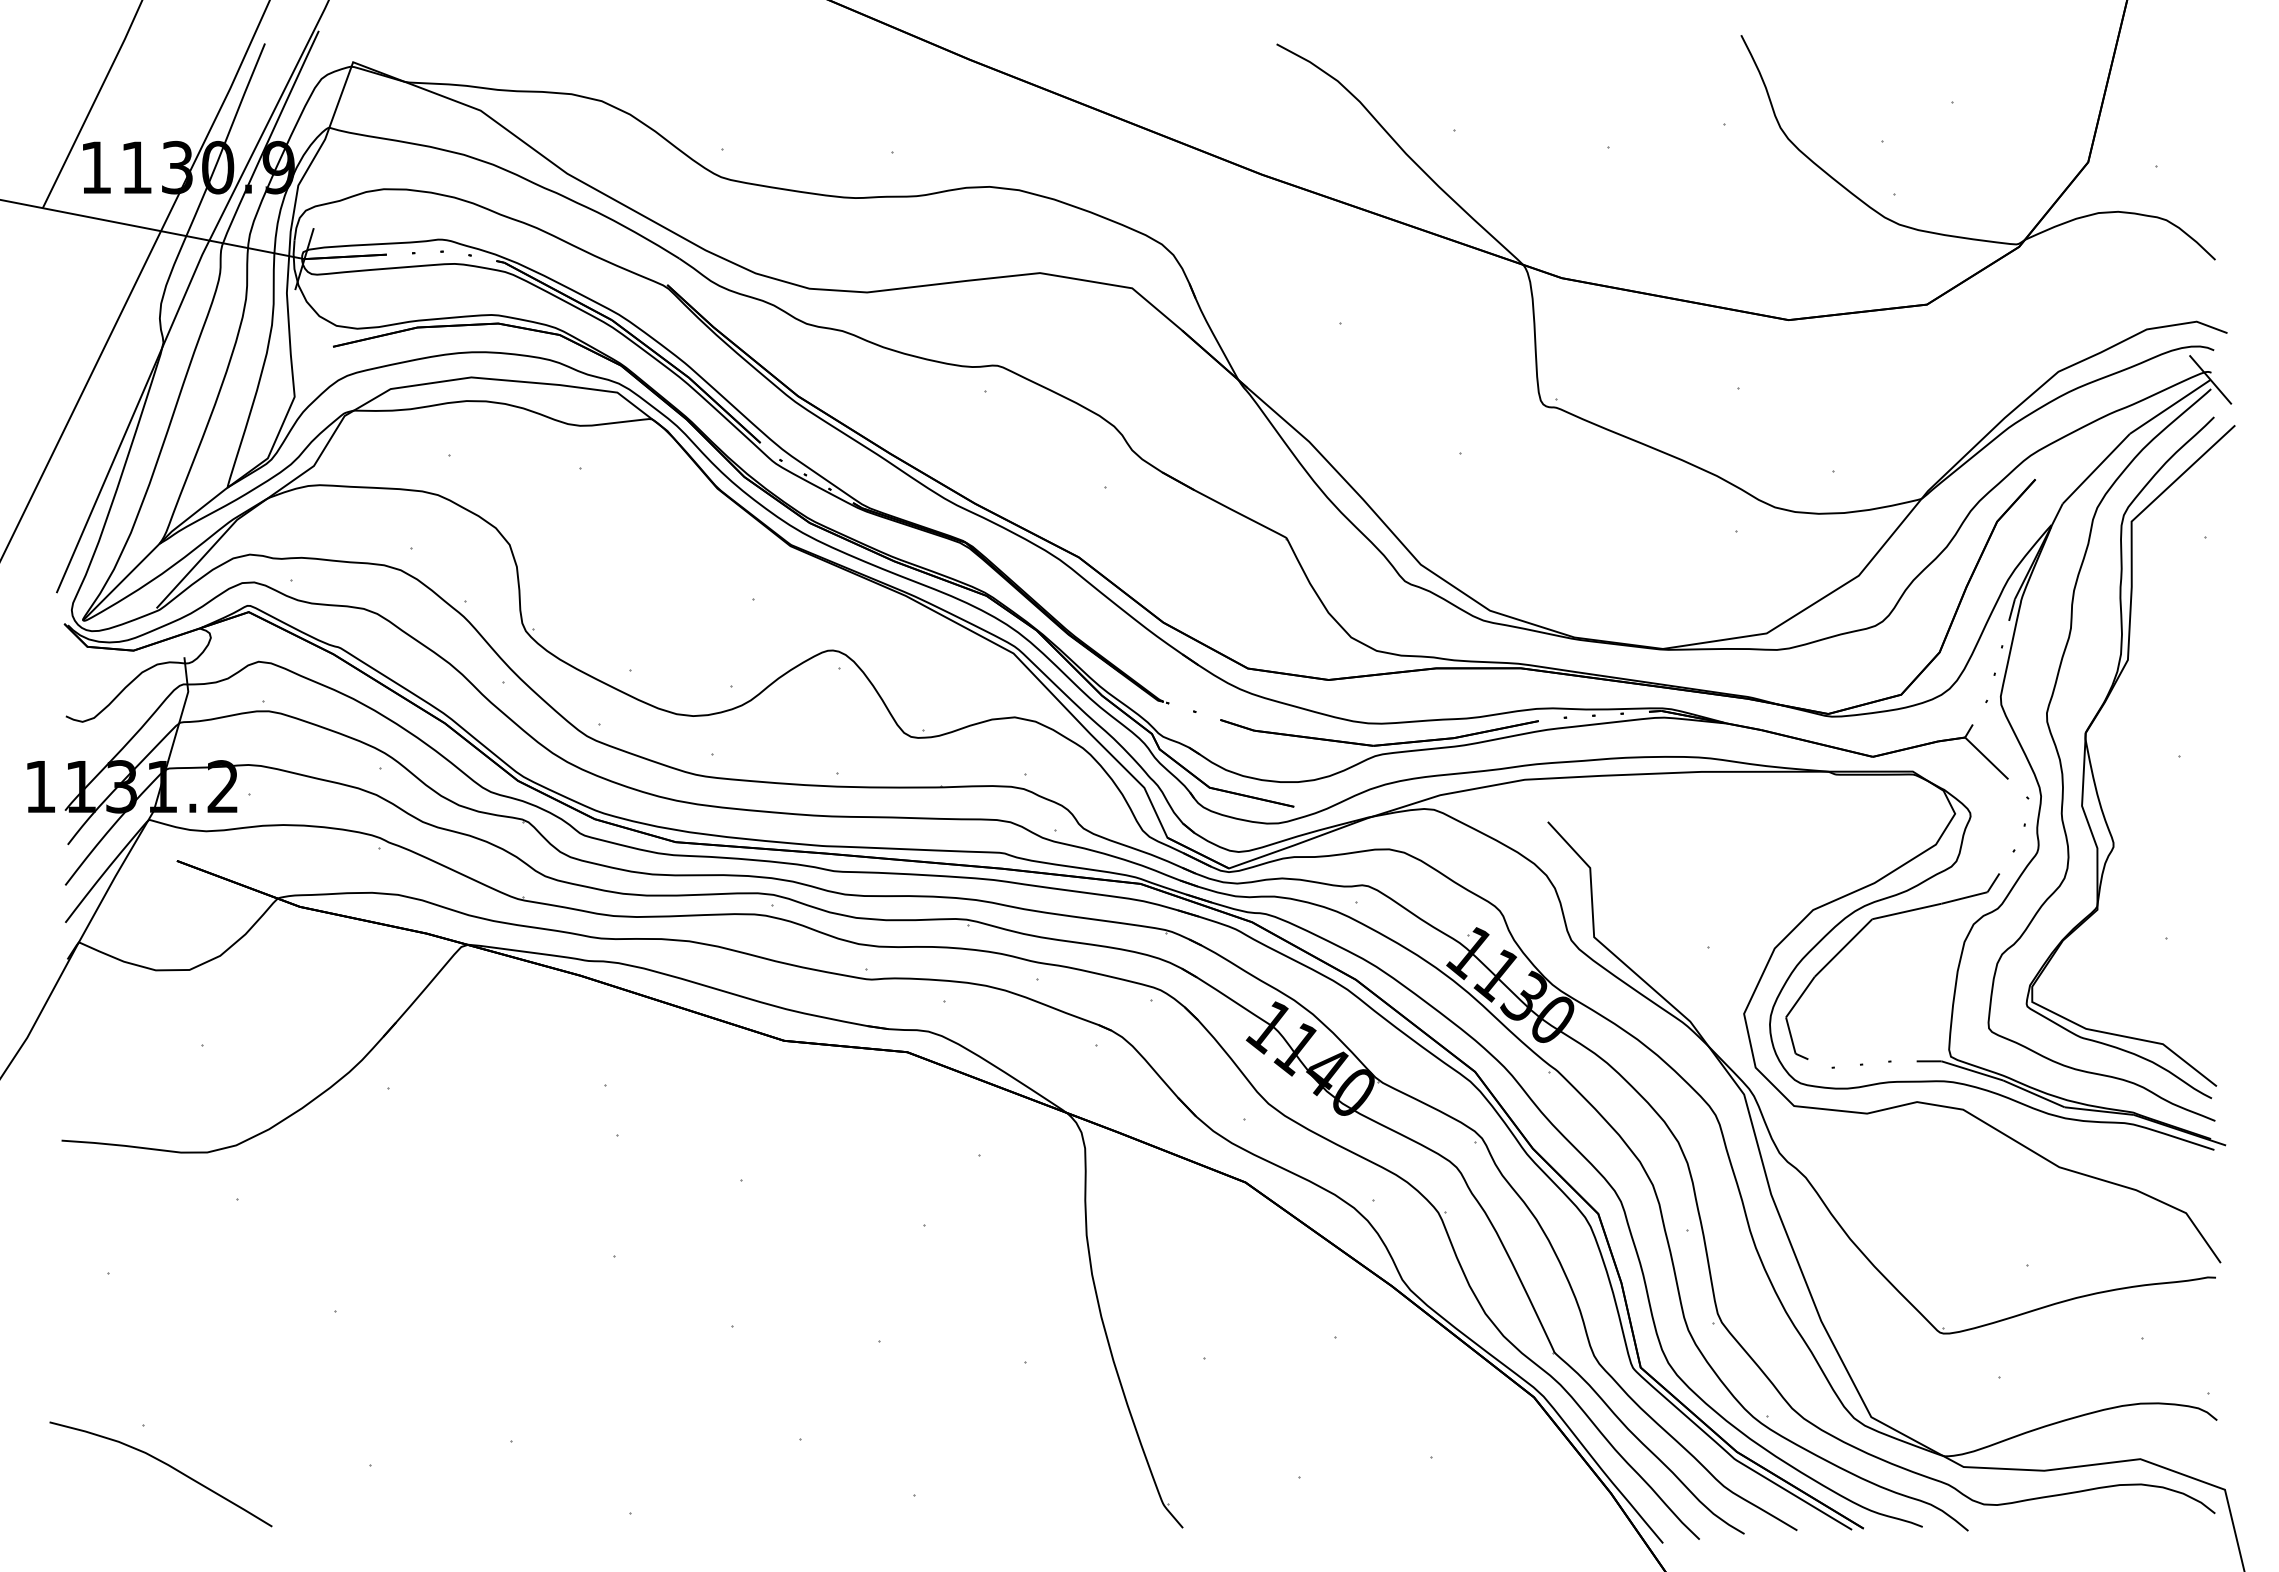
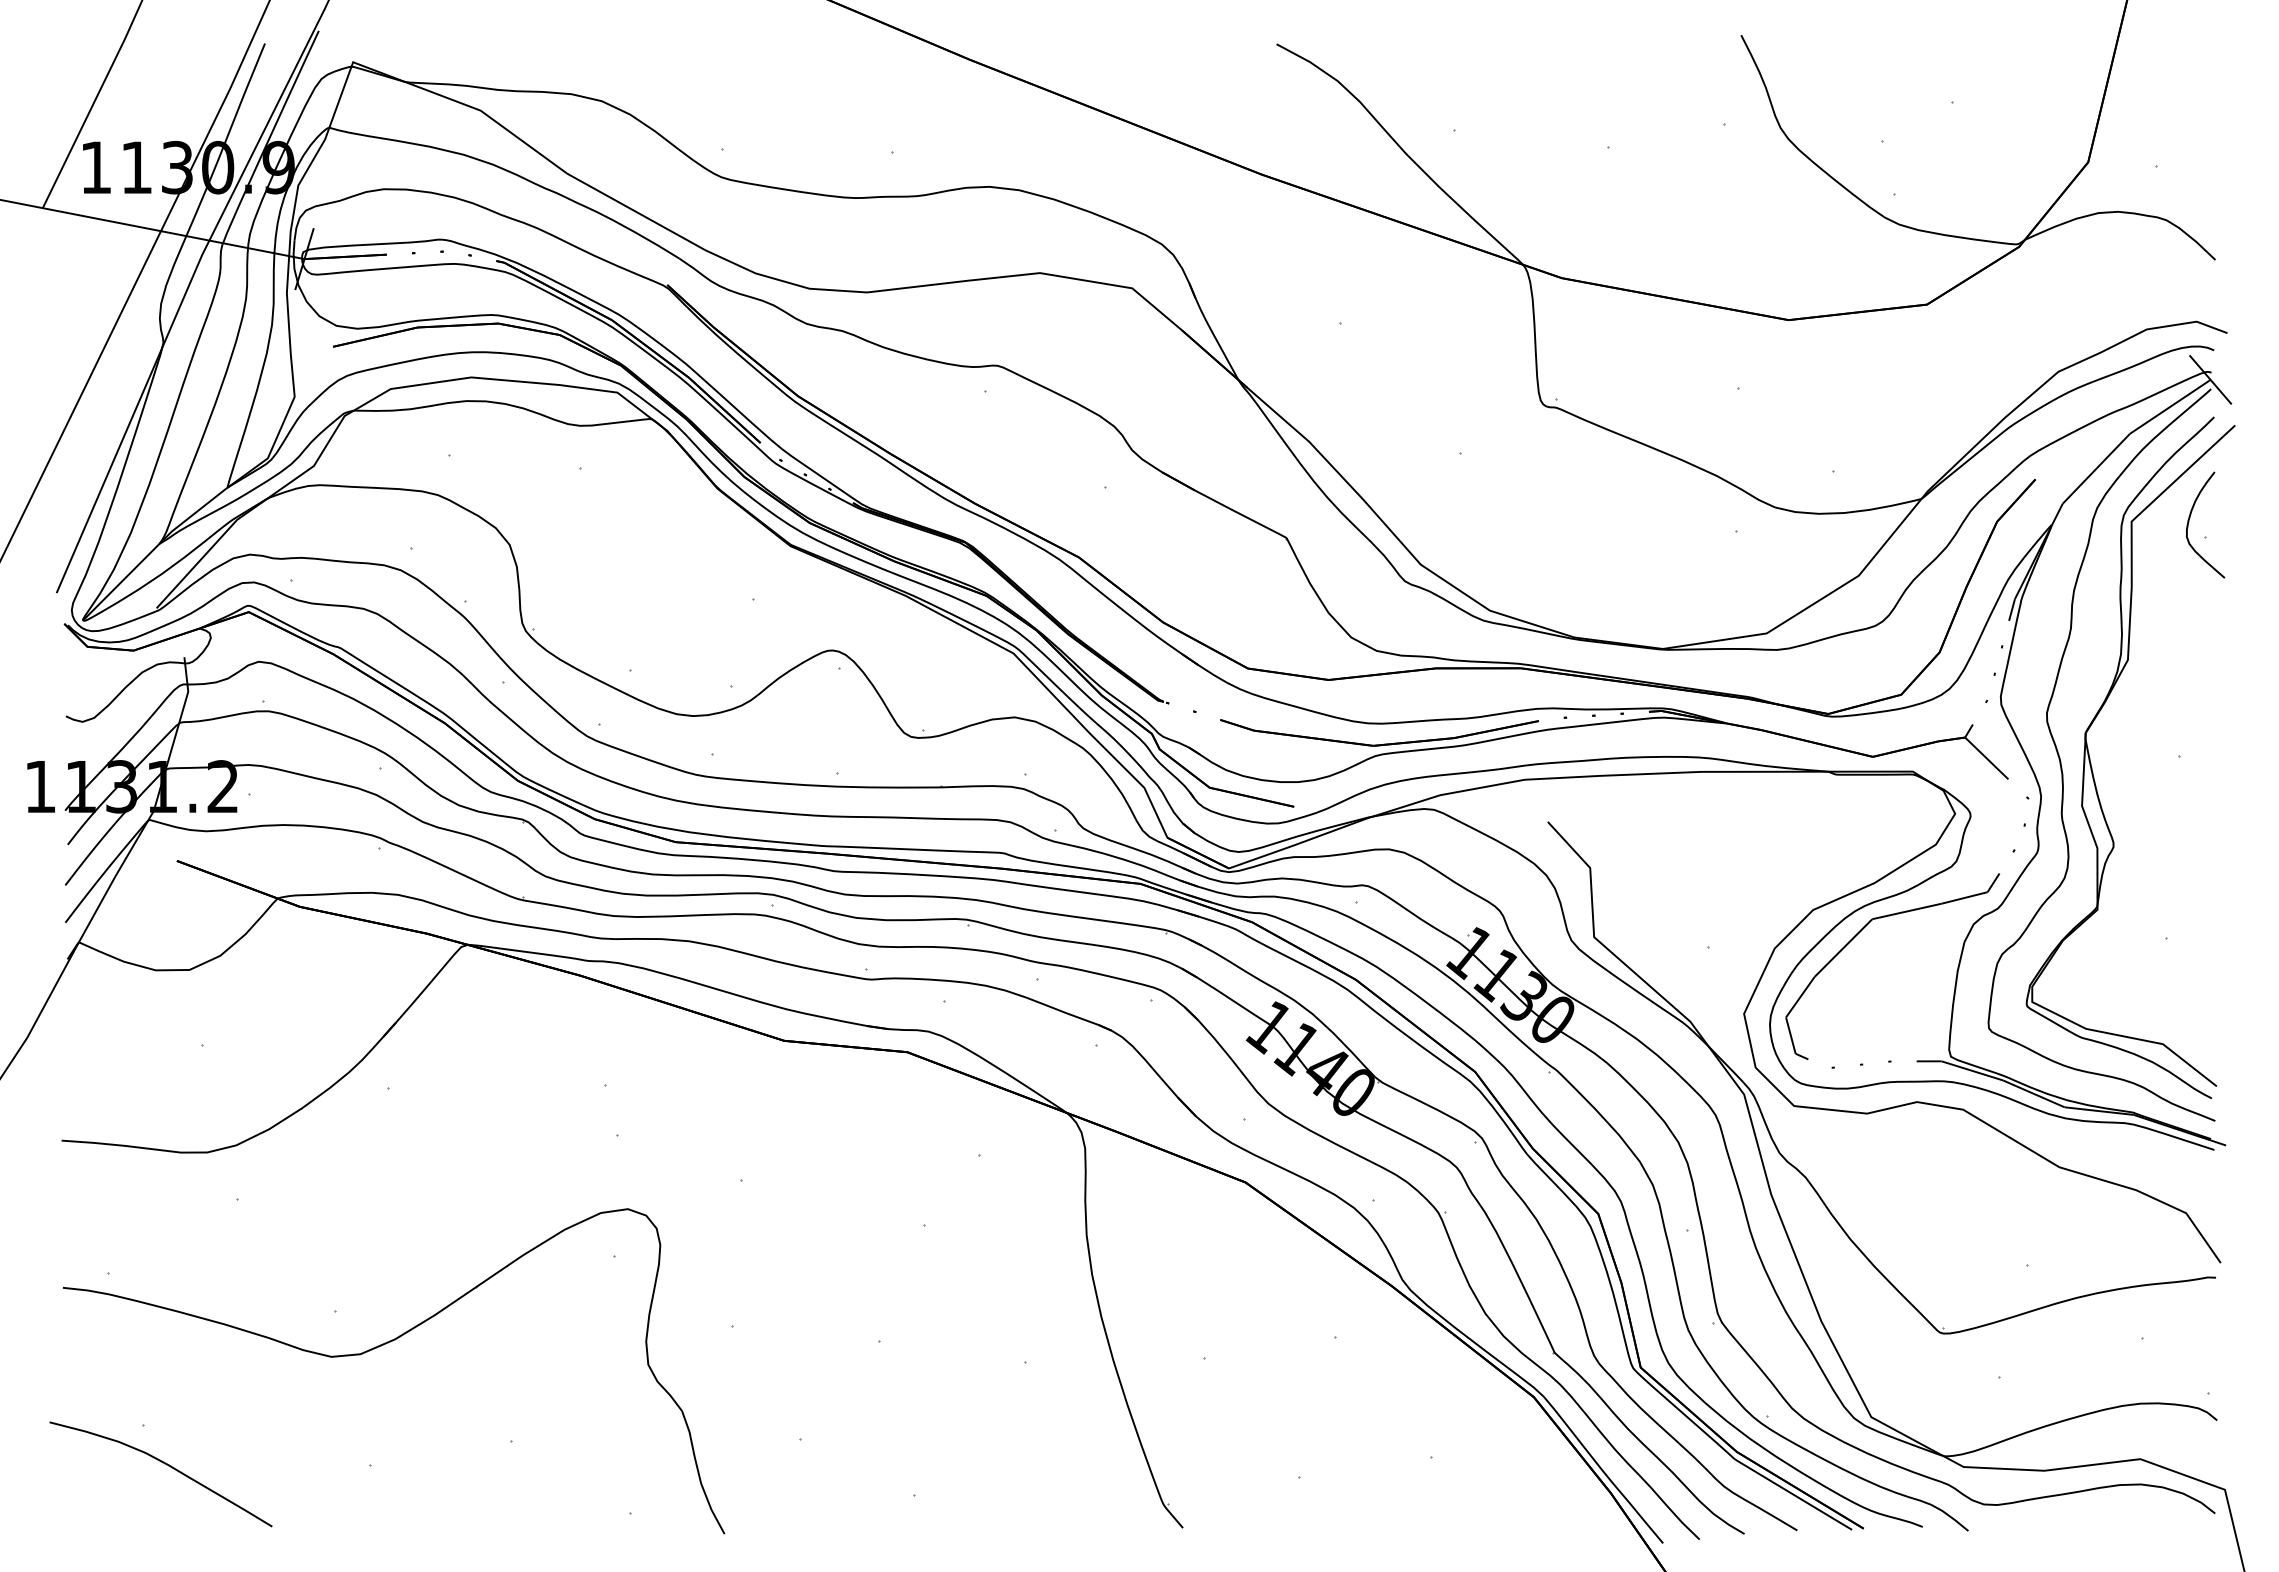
curve: none -> present (2189, 522)
part: none -> present (381, 1346)
